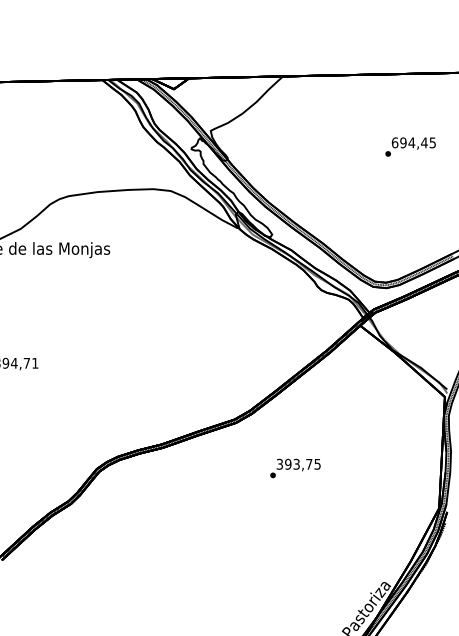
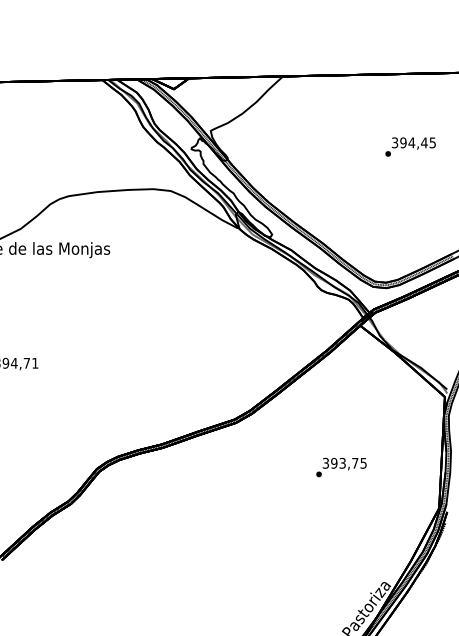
text: 694,45 -> 394,45 (394, 142)
text position: (295, 468) -> (341, 467) (341, 467)
